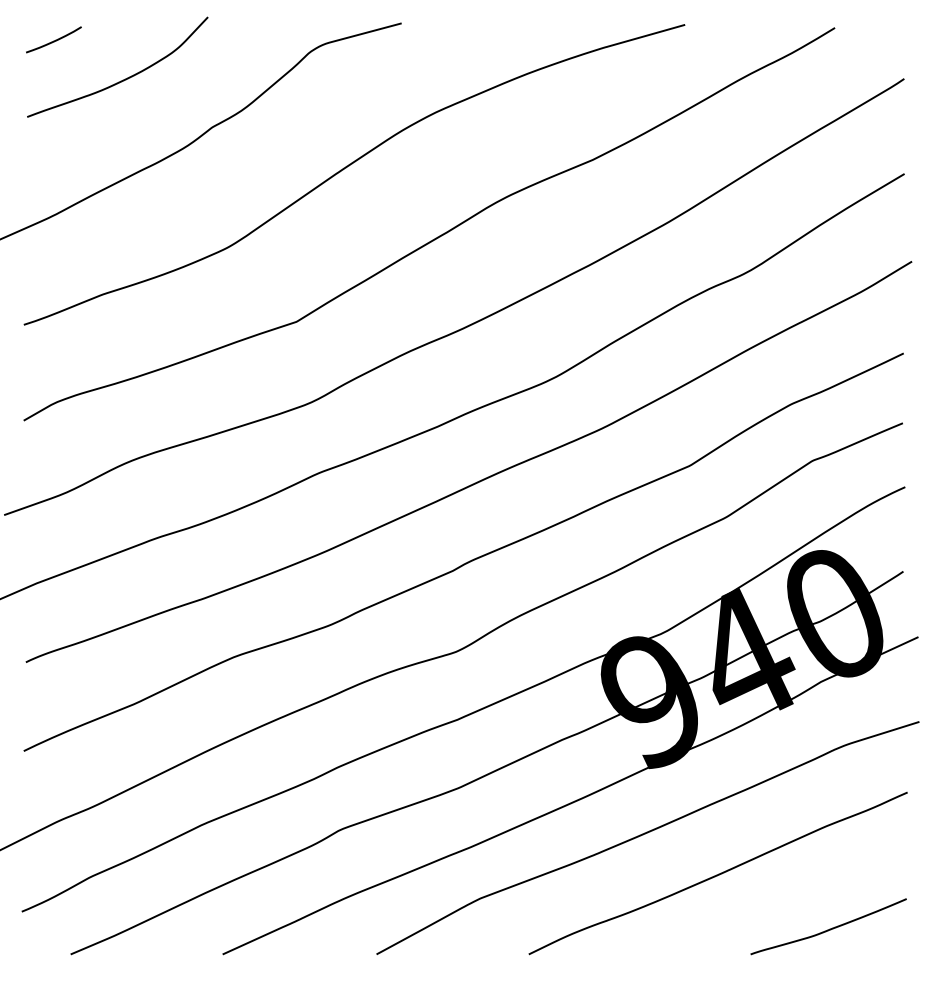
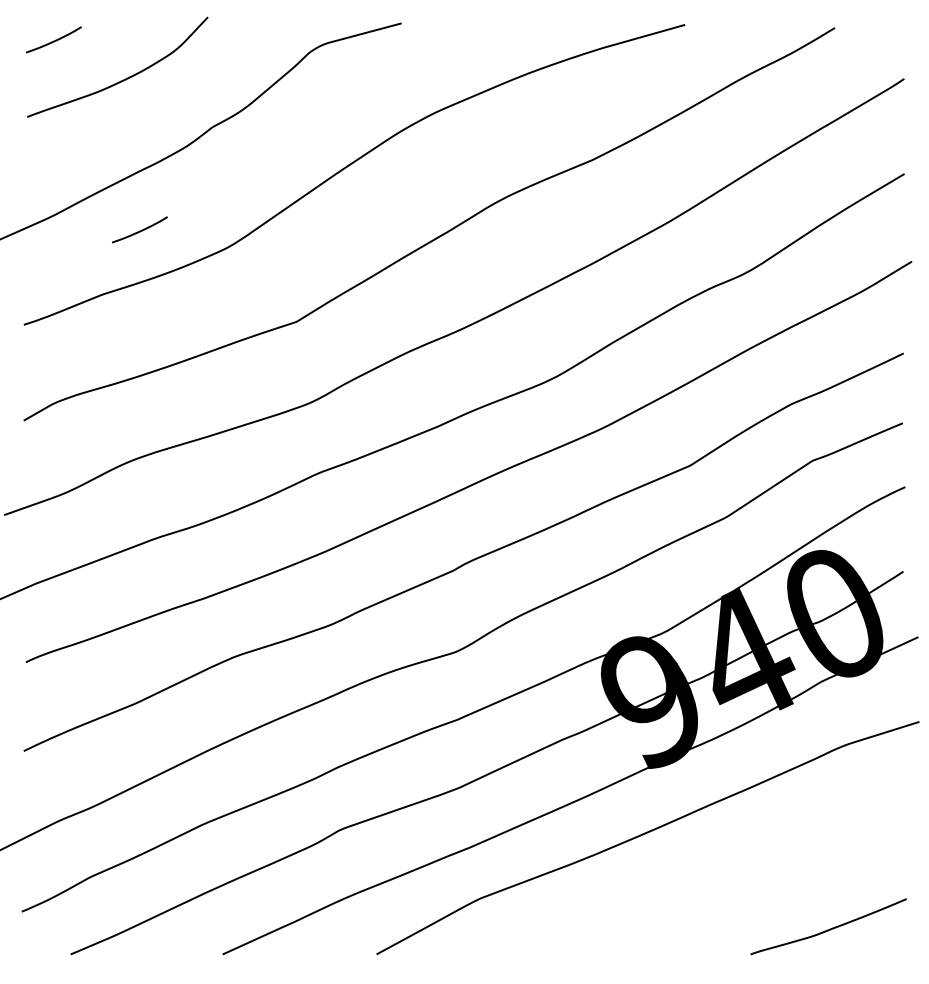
curve: none -> present (139, 230)
curve: present -> none (718, 873)
